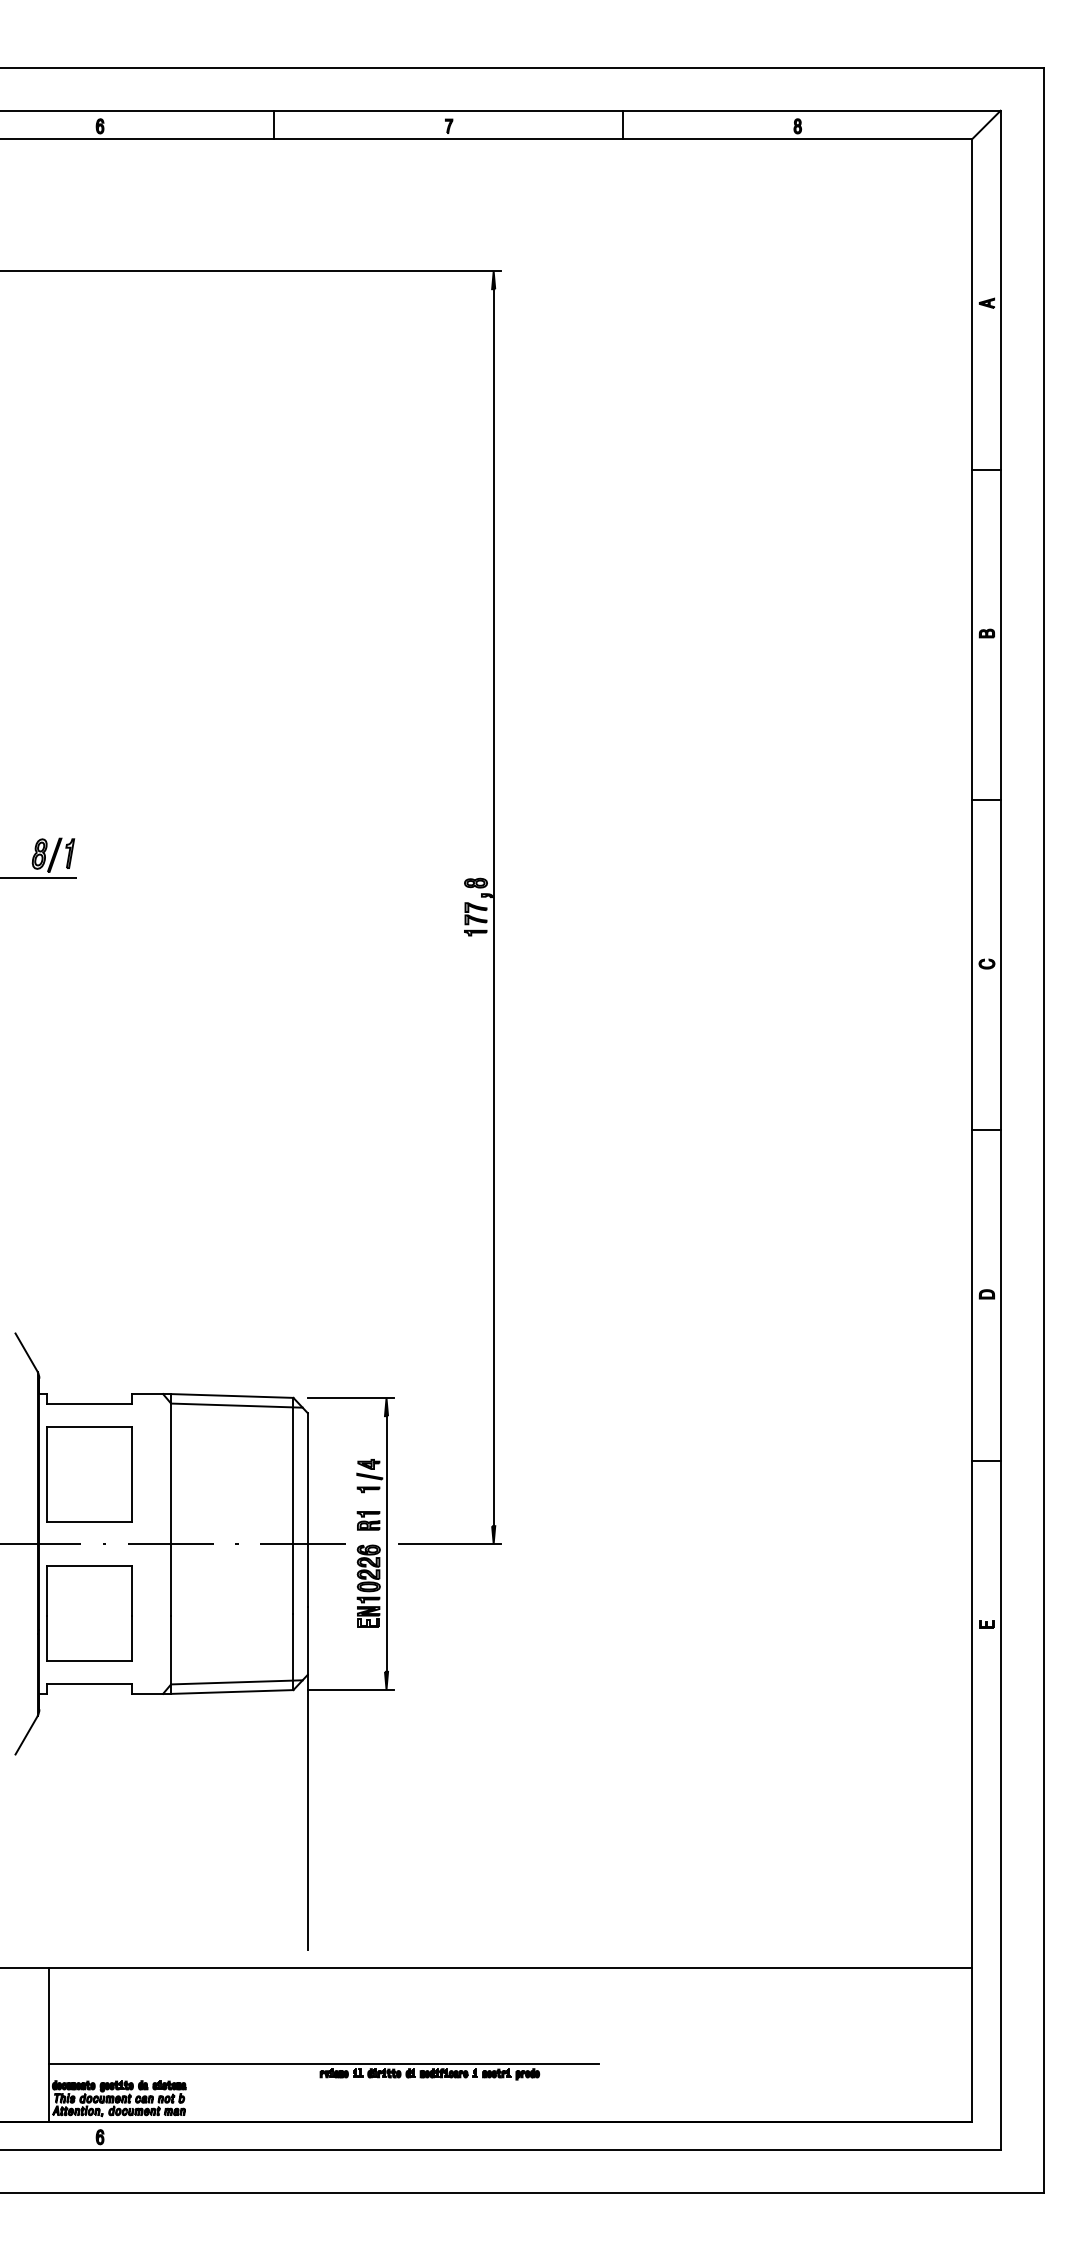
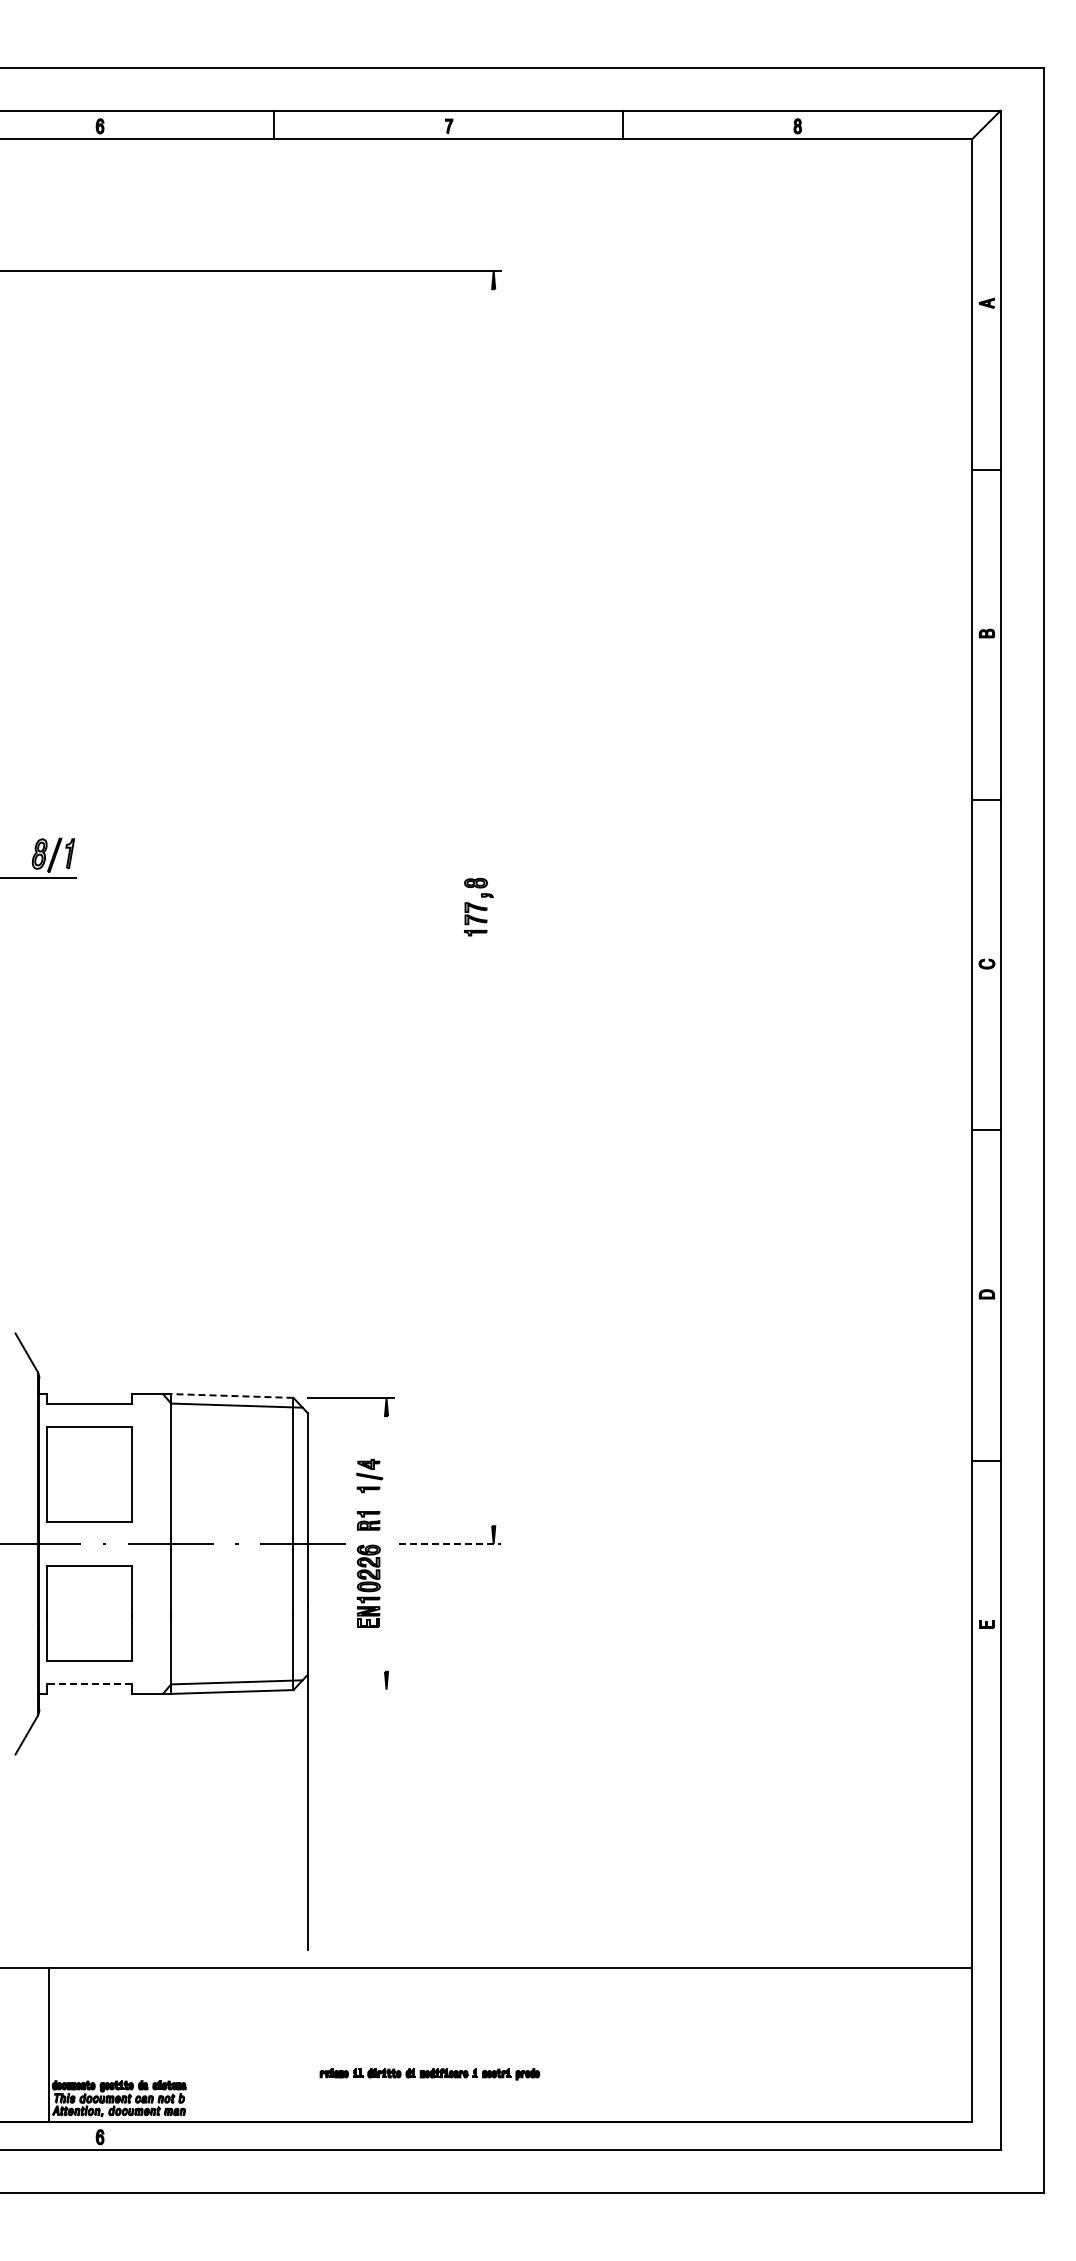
line: present -> none (493, 907)
line: solid -> dashed (231, 1395)
line: present -> none (386, 1543)
line: solid -> dashed (450, 1543)
line: solid -> dashed (89, 1683)
line: present -> none (350, 1689)
line: present -> none (323, 2064)
